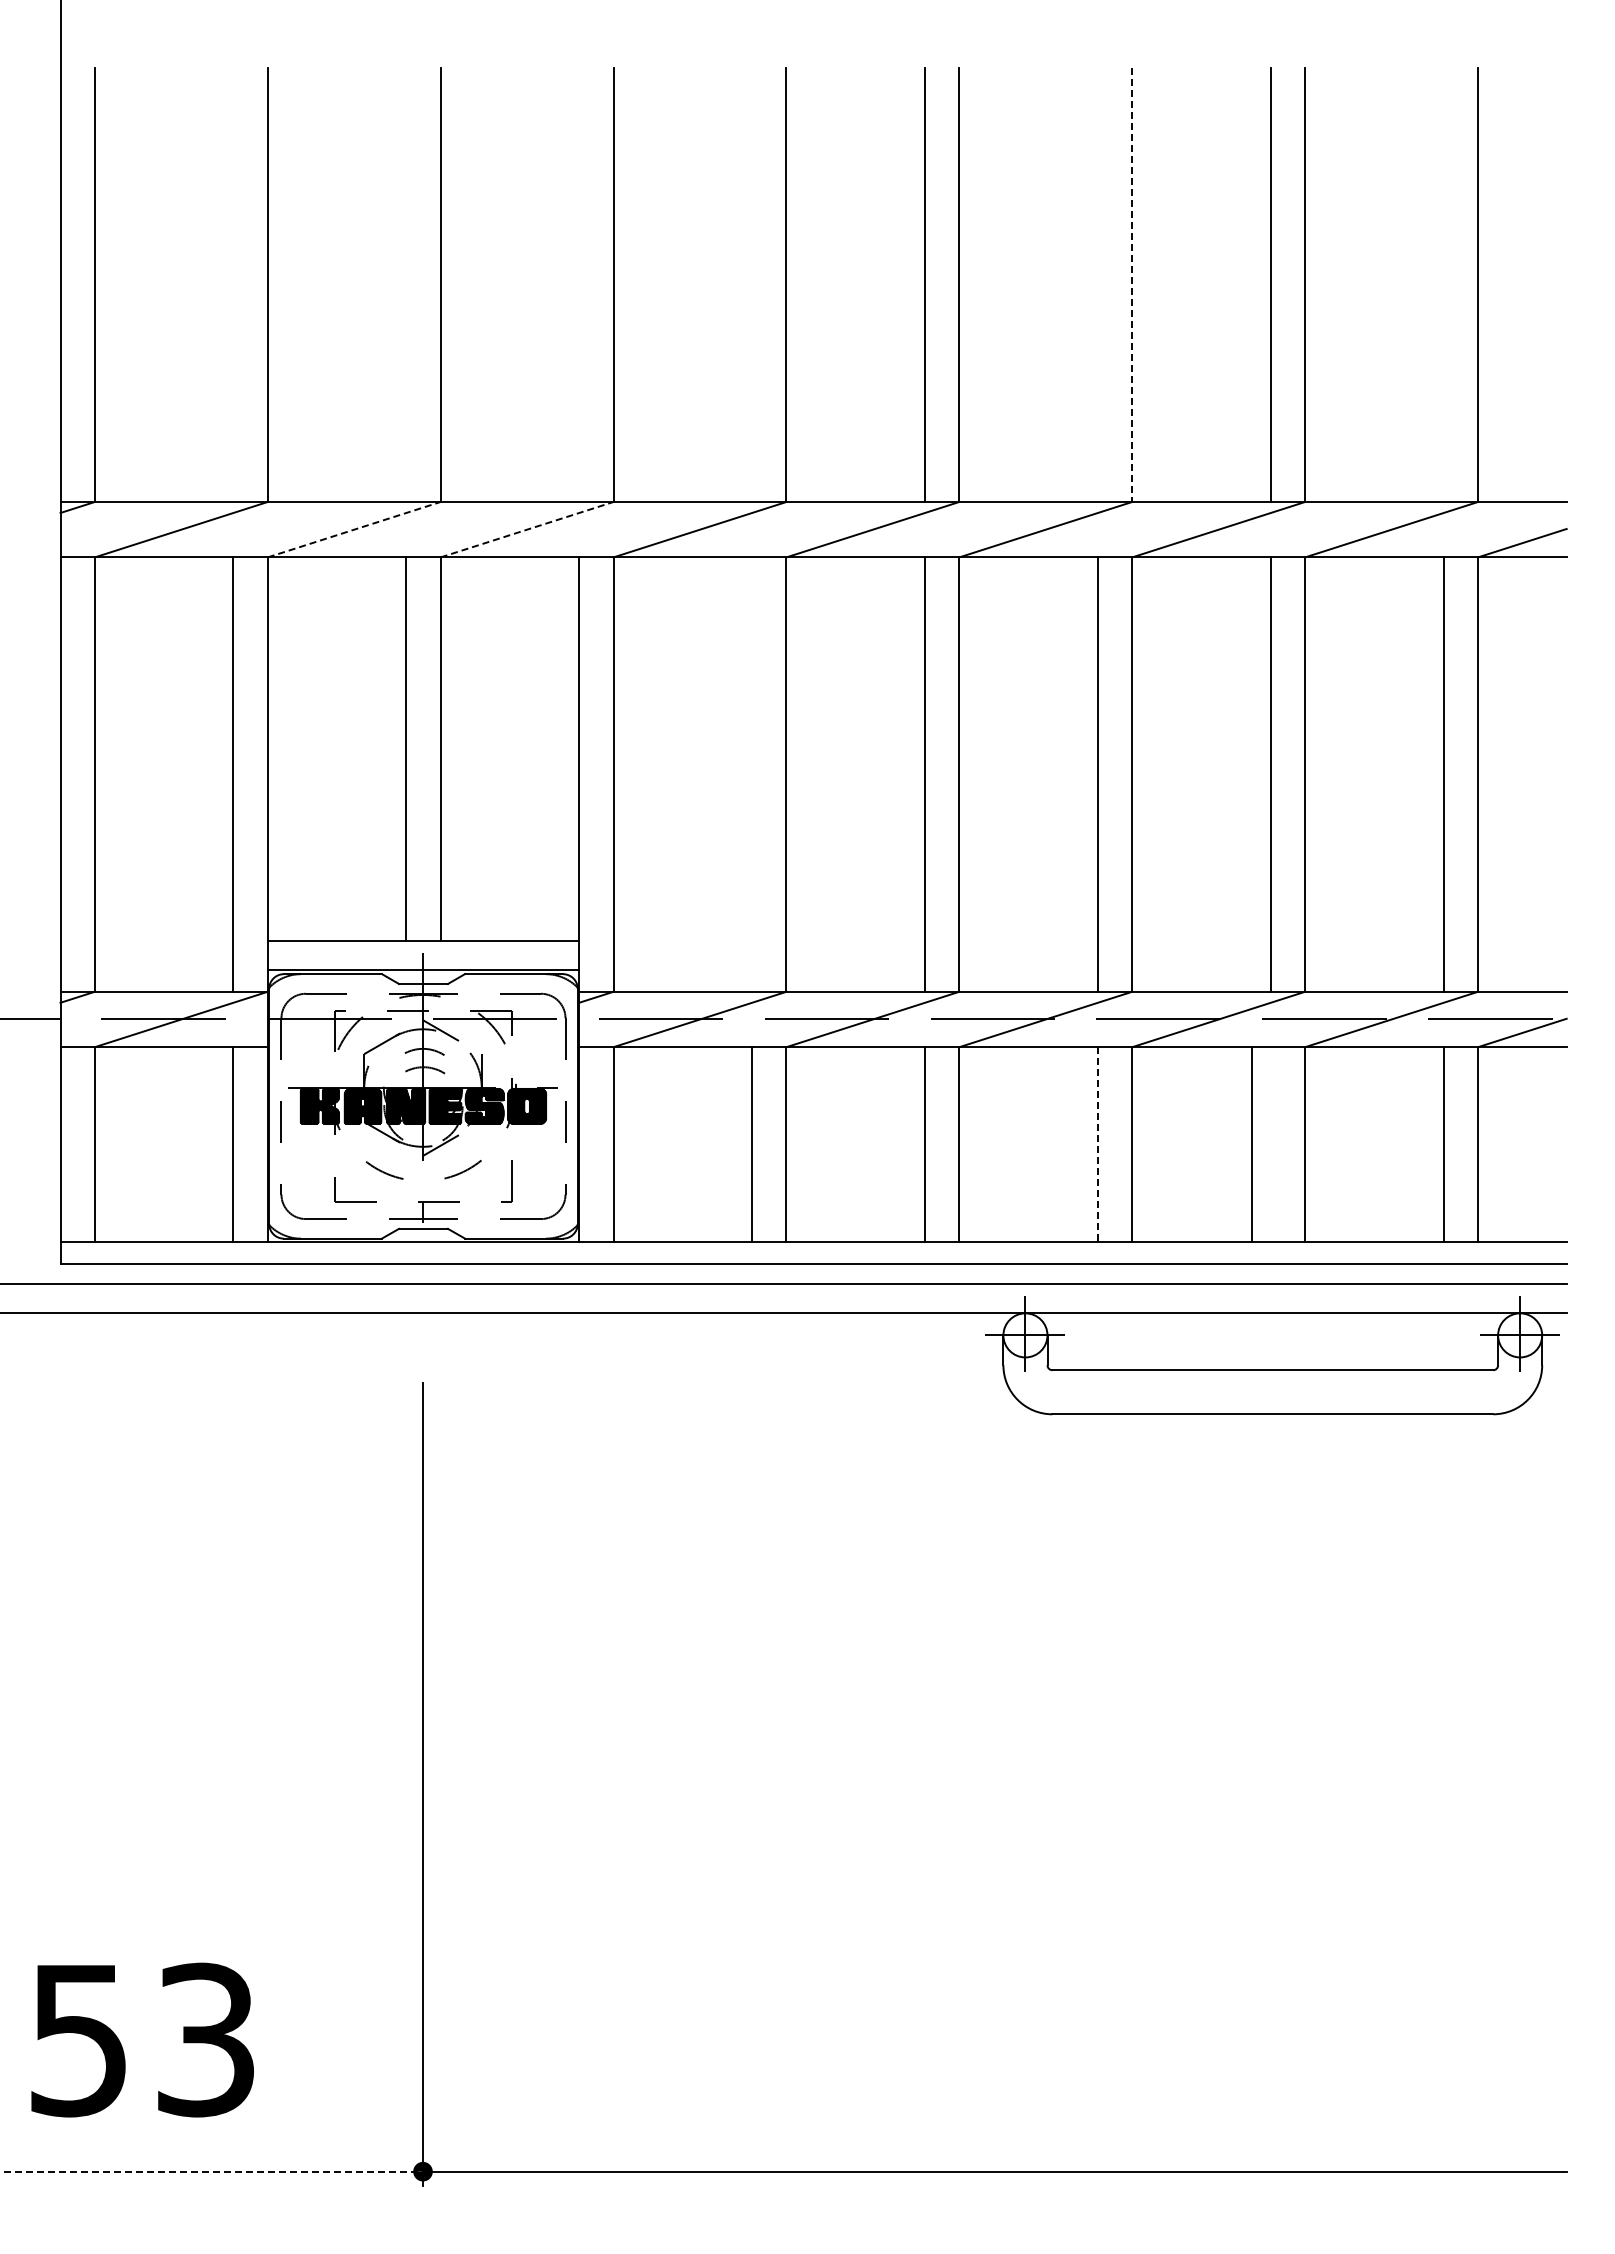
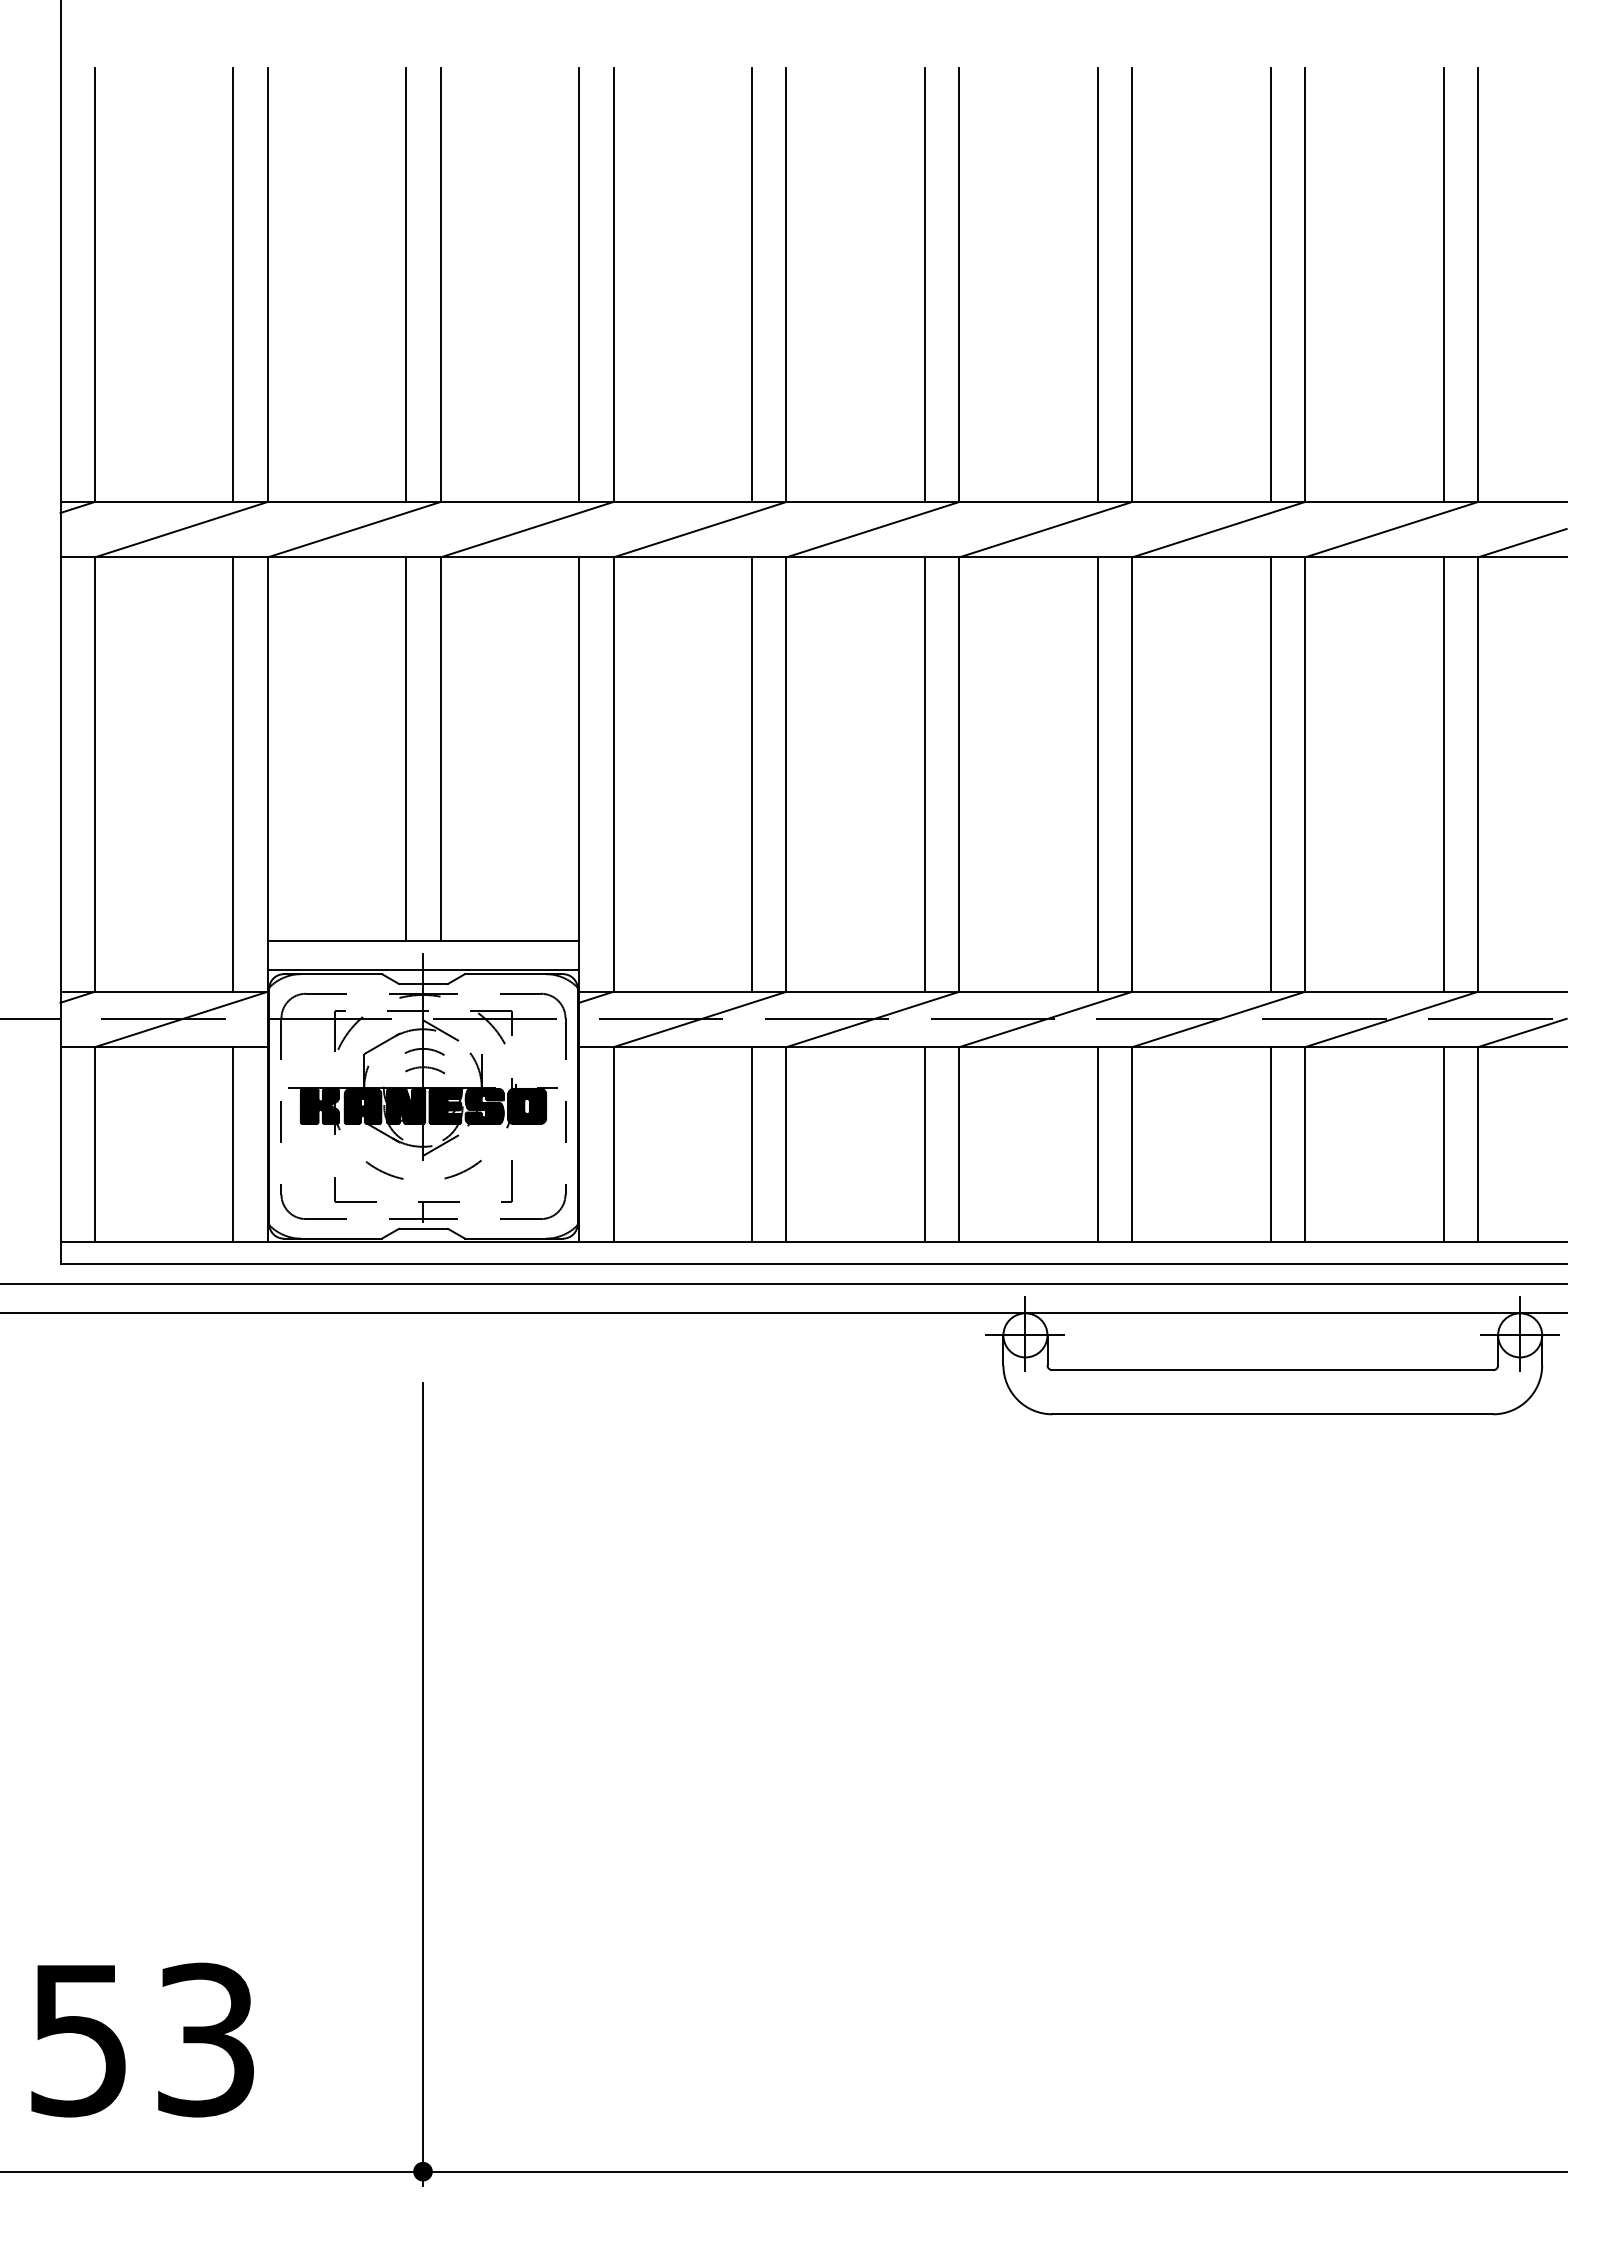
line: none -> present (233, 284)
line: none -> present (406, 284)
line: none -> present (579, 284)
line: none -> present (752, 284)
line: none -> present (1097, 284)
line: none -> present (1443, 284)
line: dashed -> solid (1132, 285)
line: dashed -> solid (354, 529)
line: dashed -> solid (527, 529)
line: none -> present (752, 774)
line: dashed -> solid (1097, 1144)
line position: (1251, 1144) -> (1270, 1144) (1270, 1144)
line: dashed -> solid (212, 2171)
